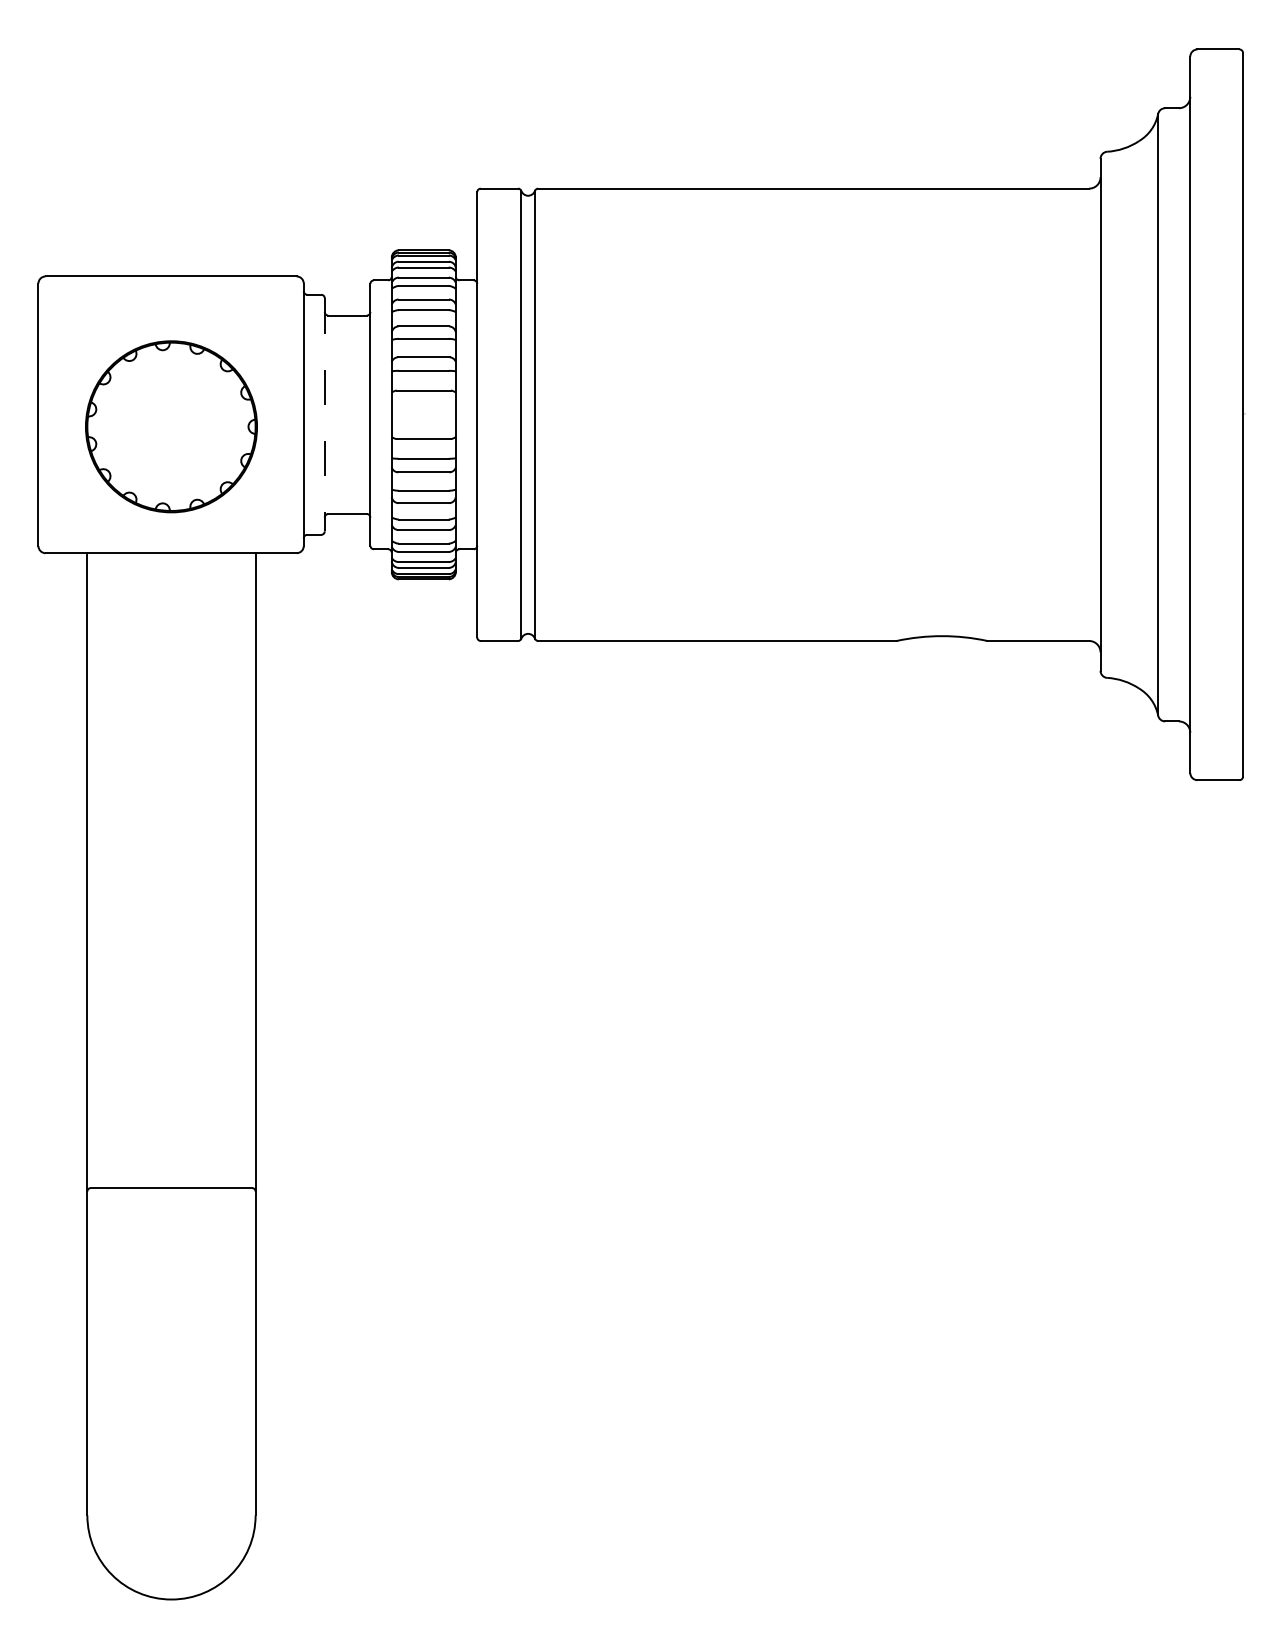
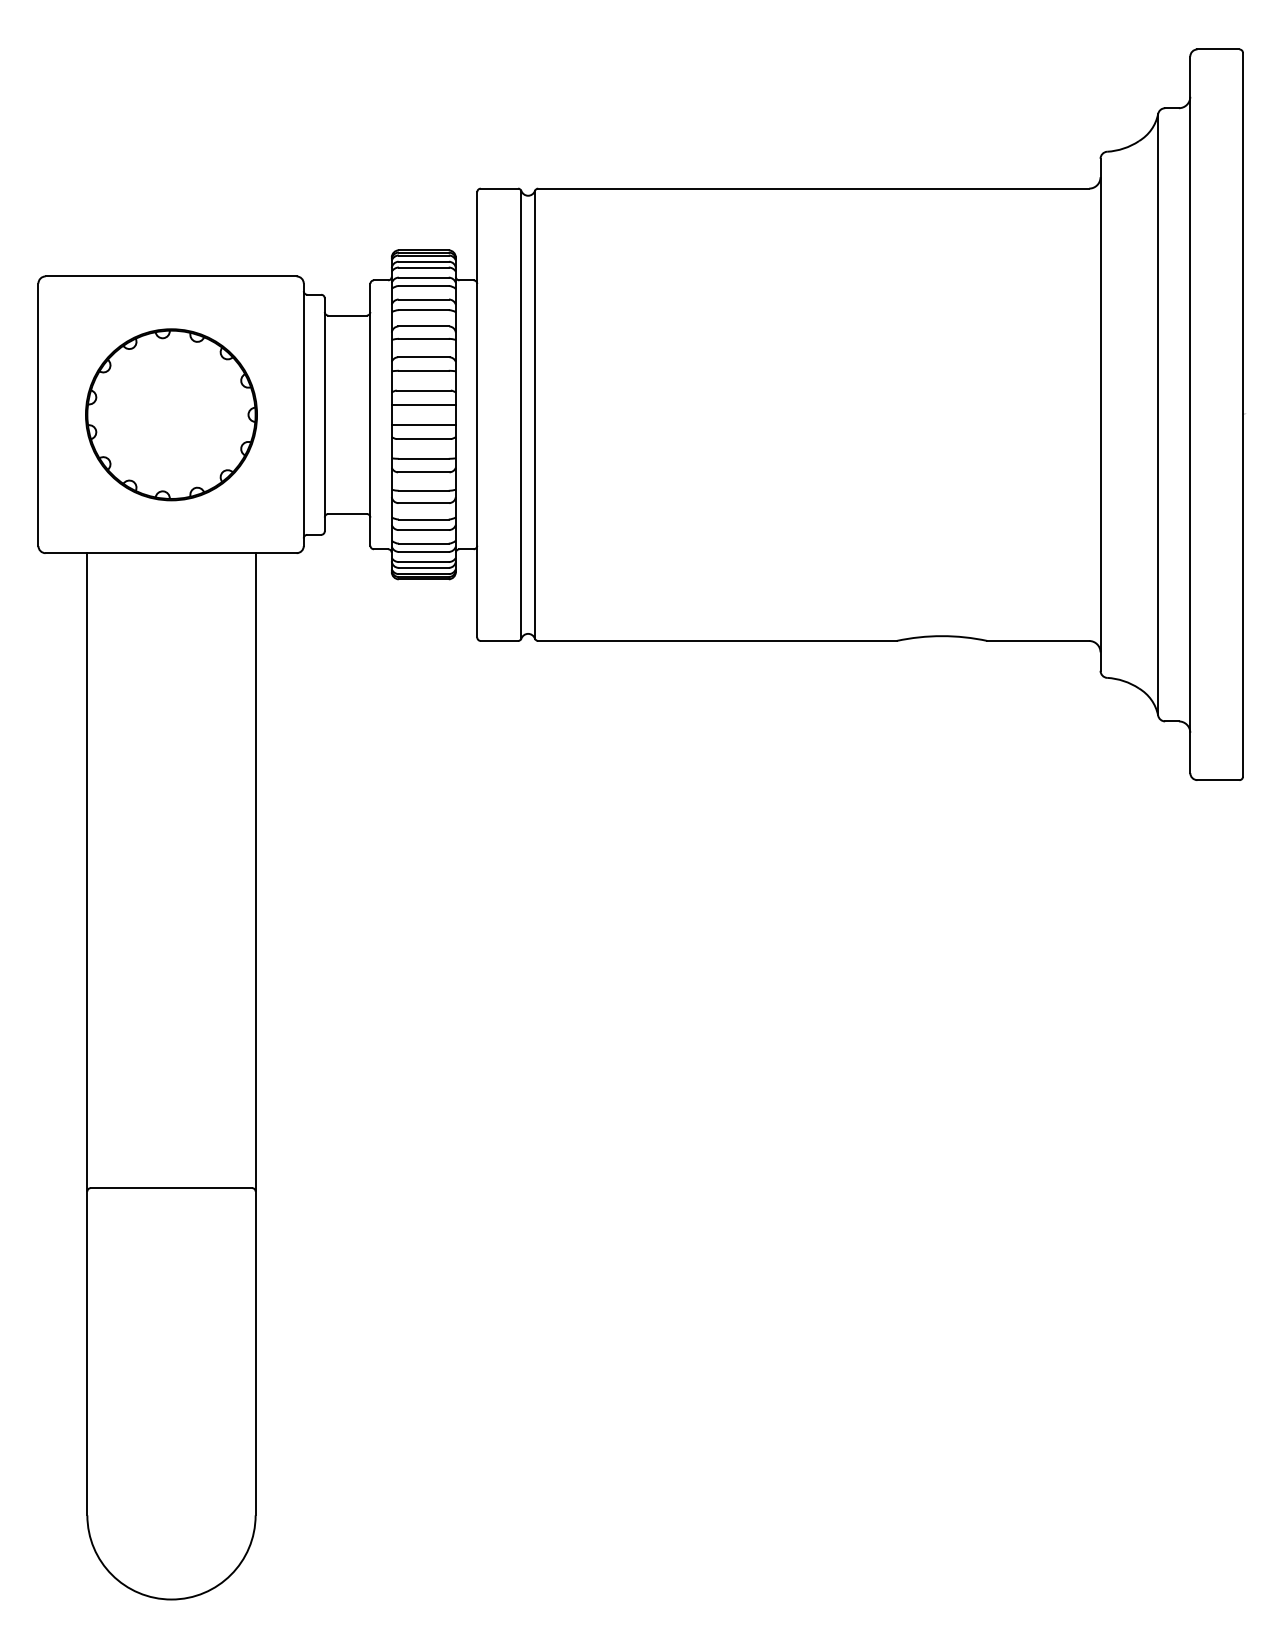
line: none -> present (423, 404)
line: dashed -> solid (324, 414)
line: none -> present (423, 424)
part position: (171, 426) -> (171, 414) (171, 414)
